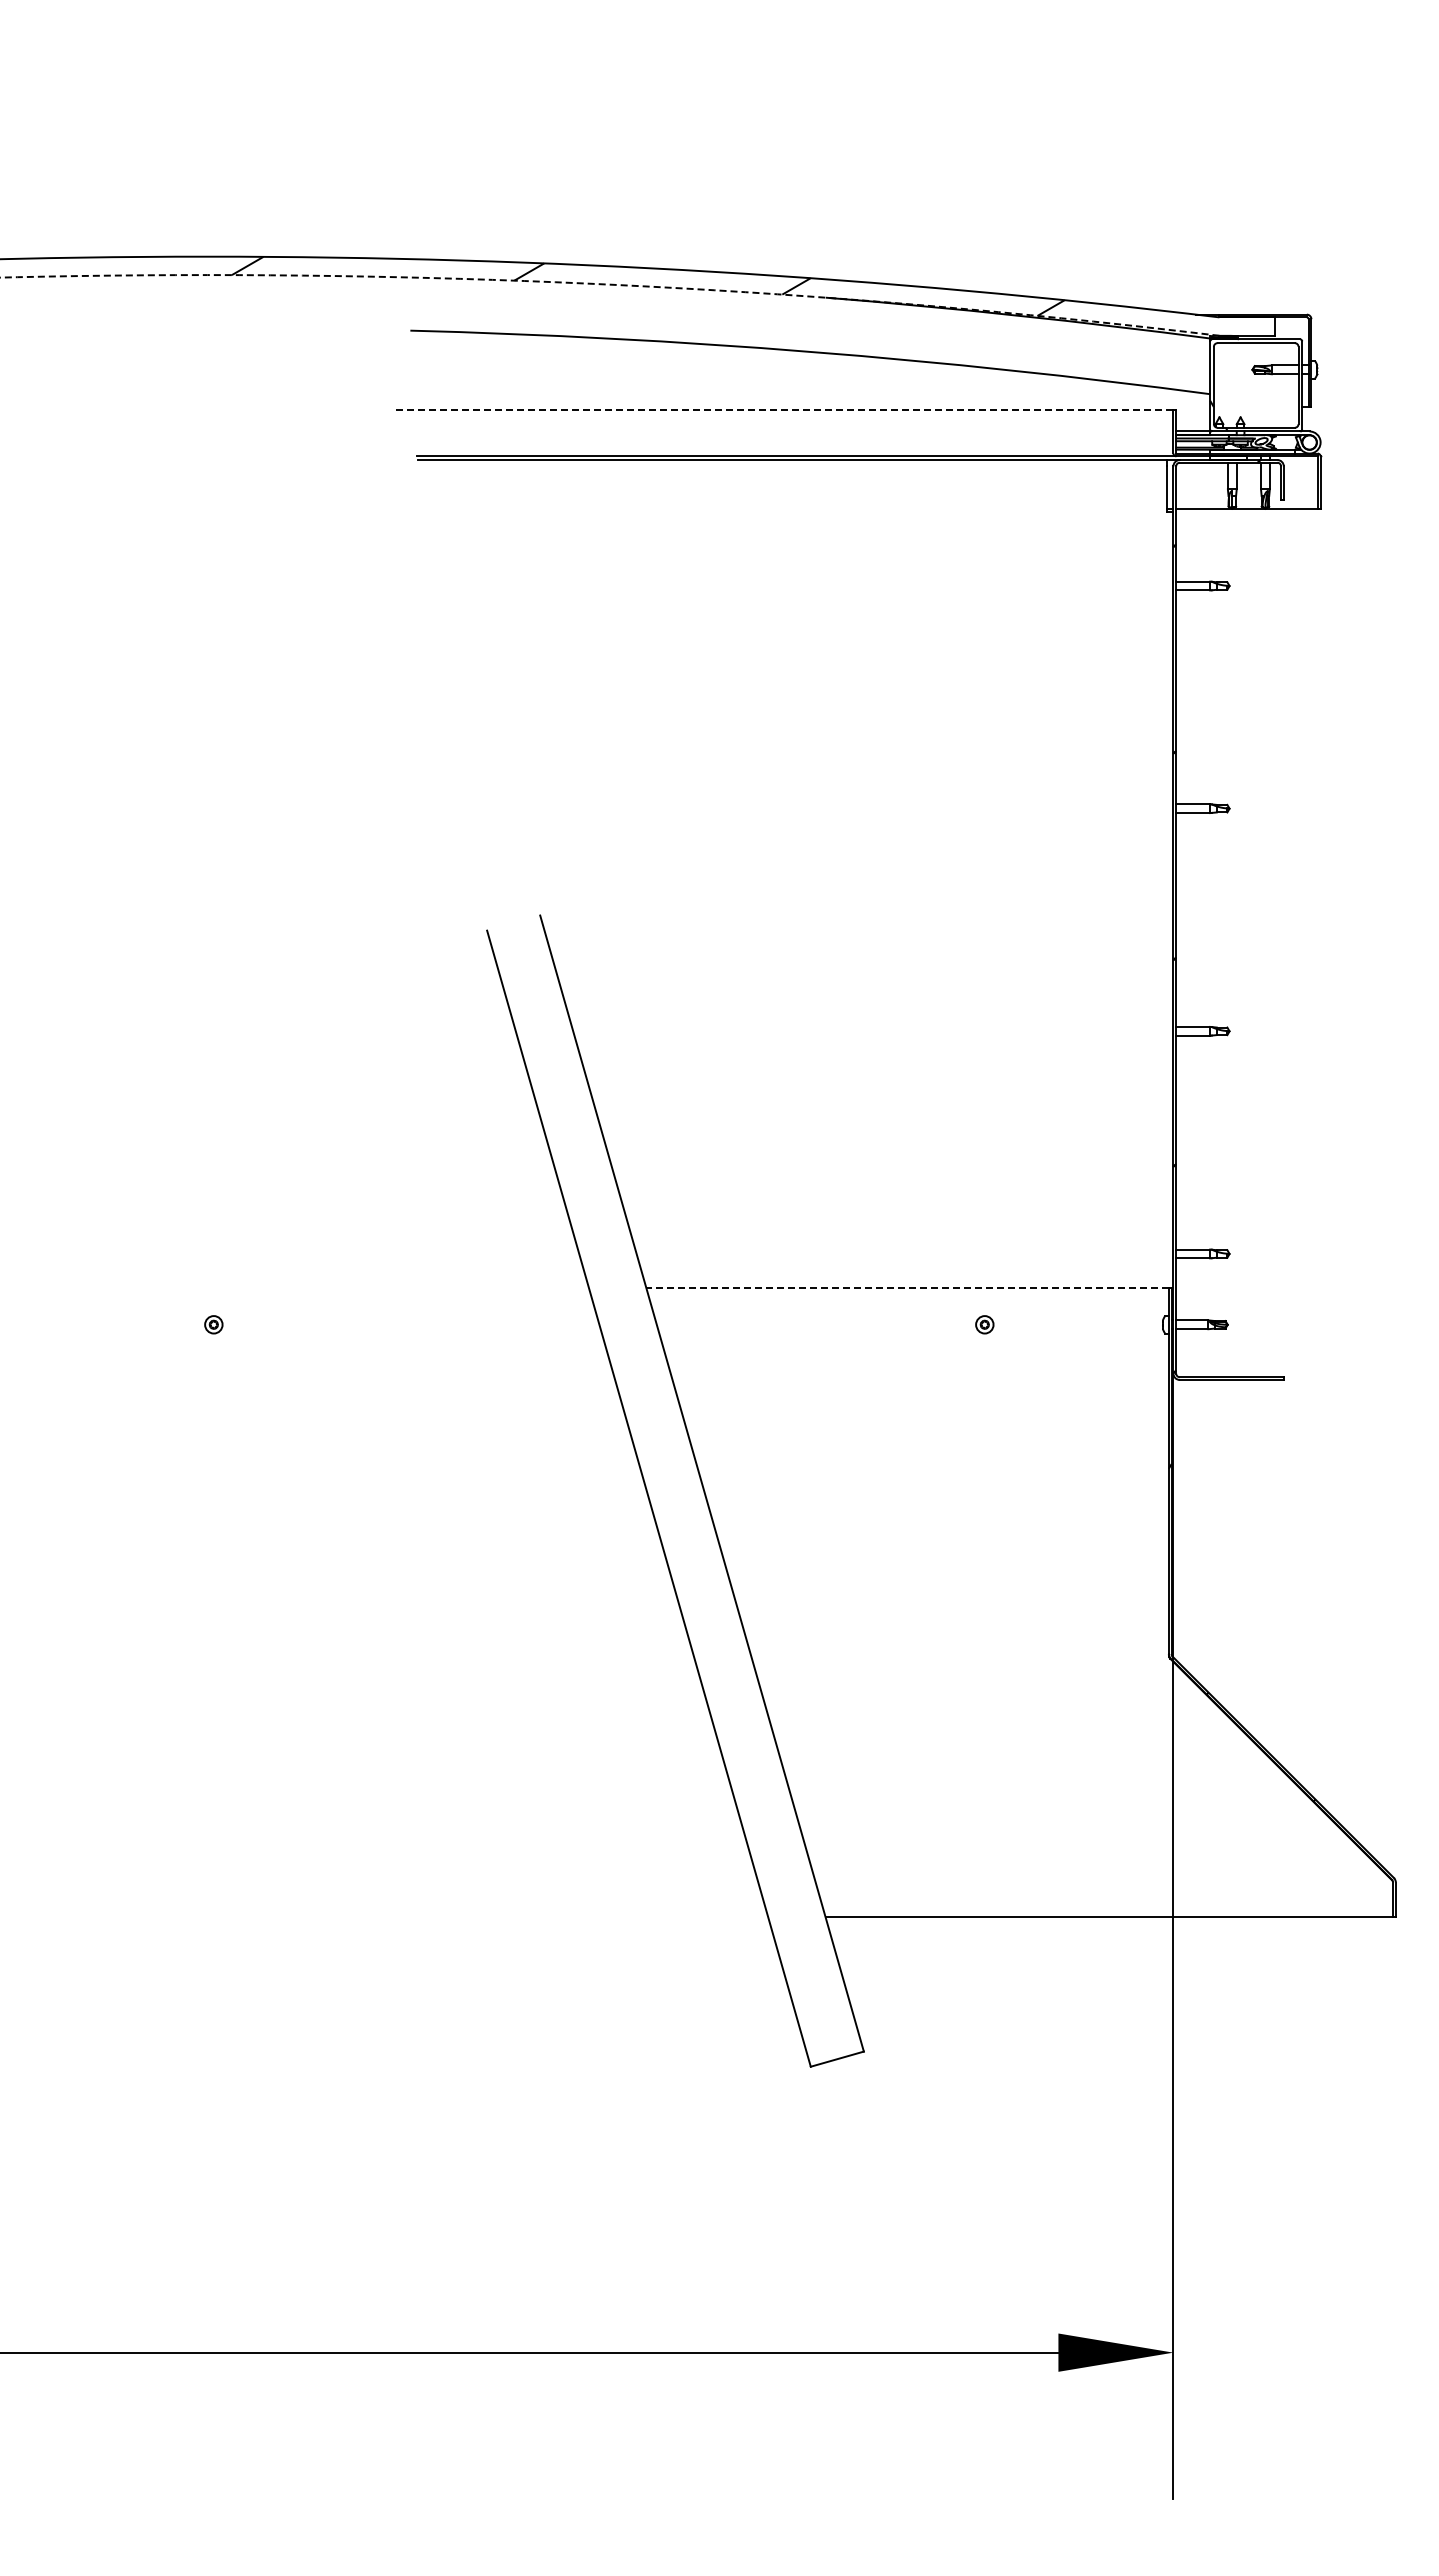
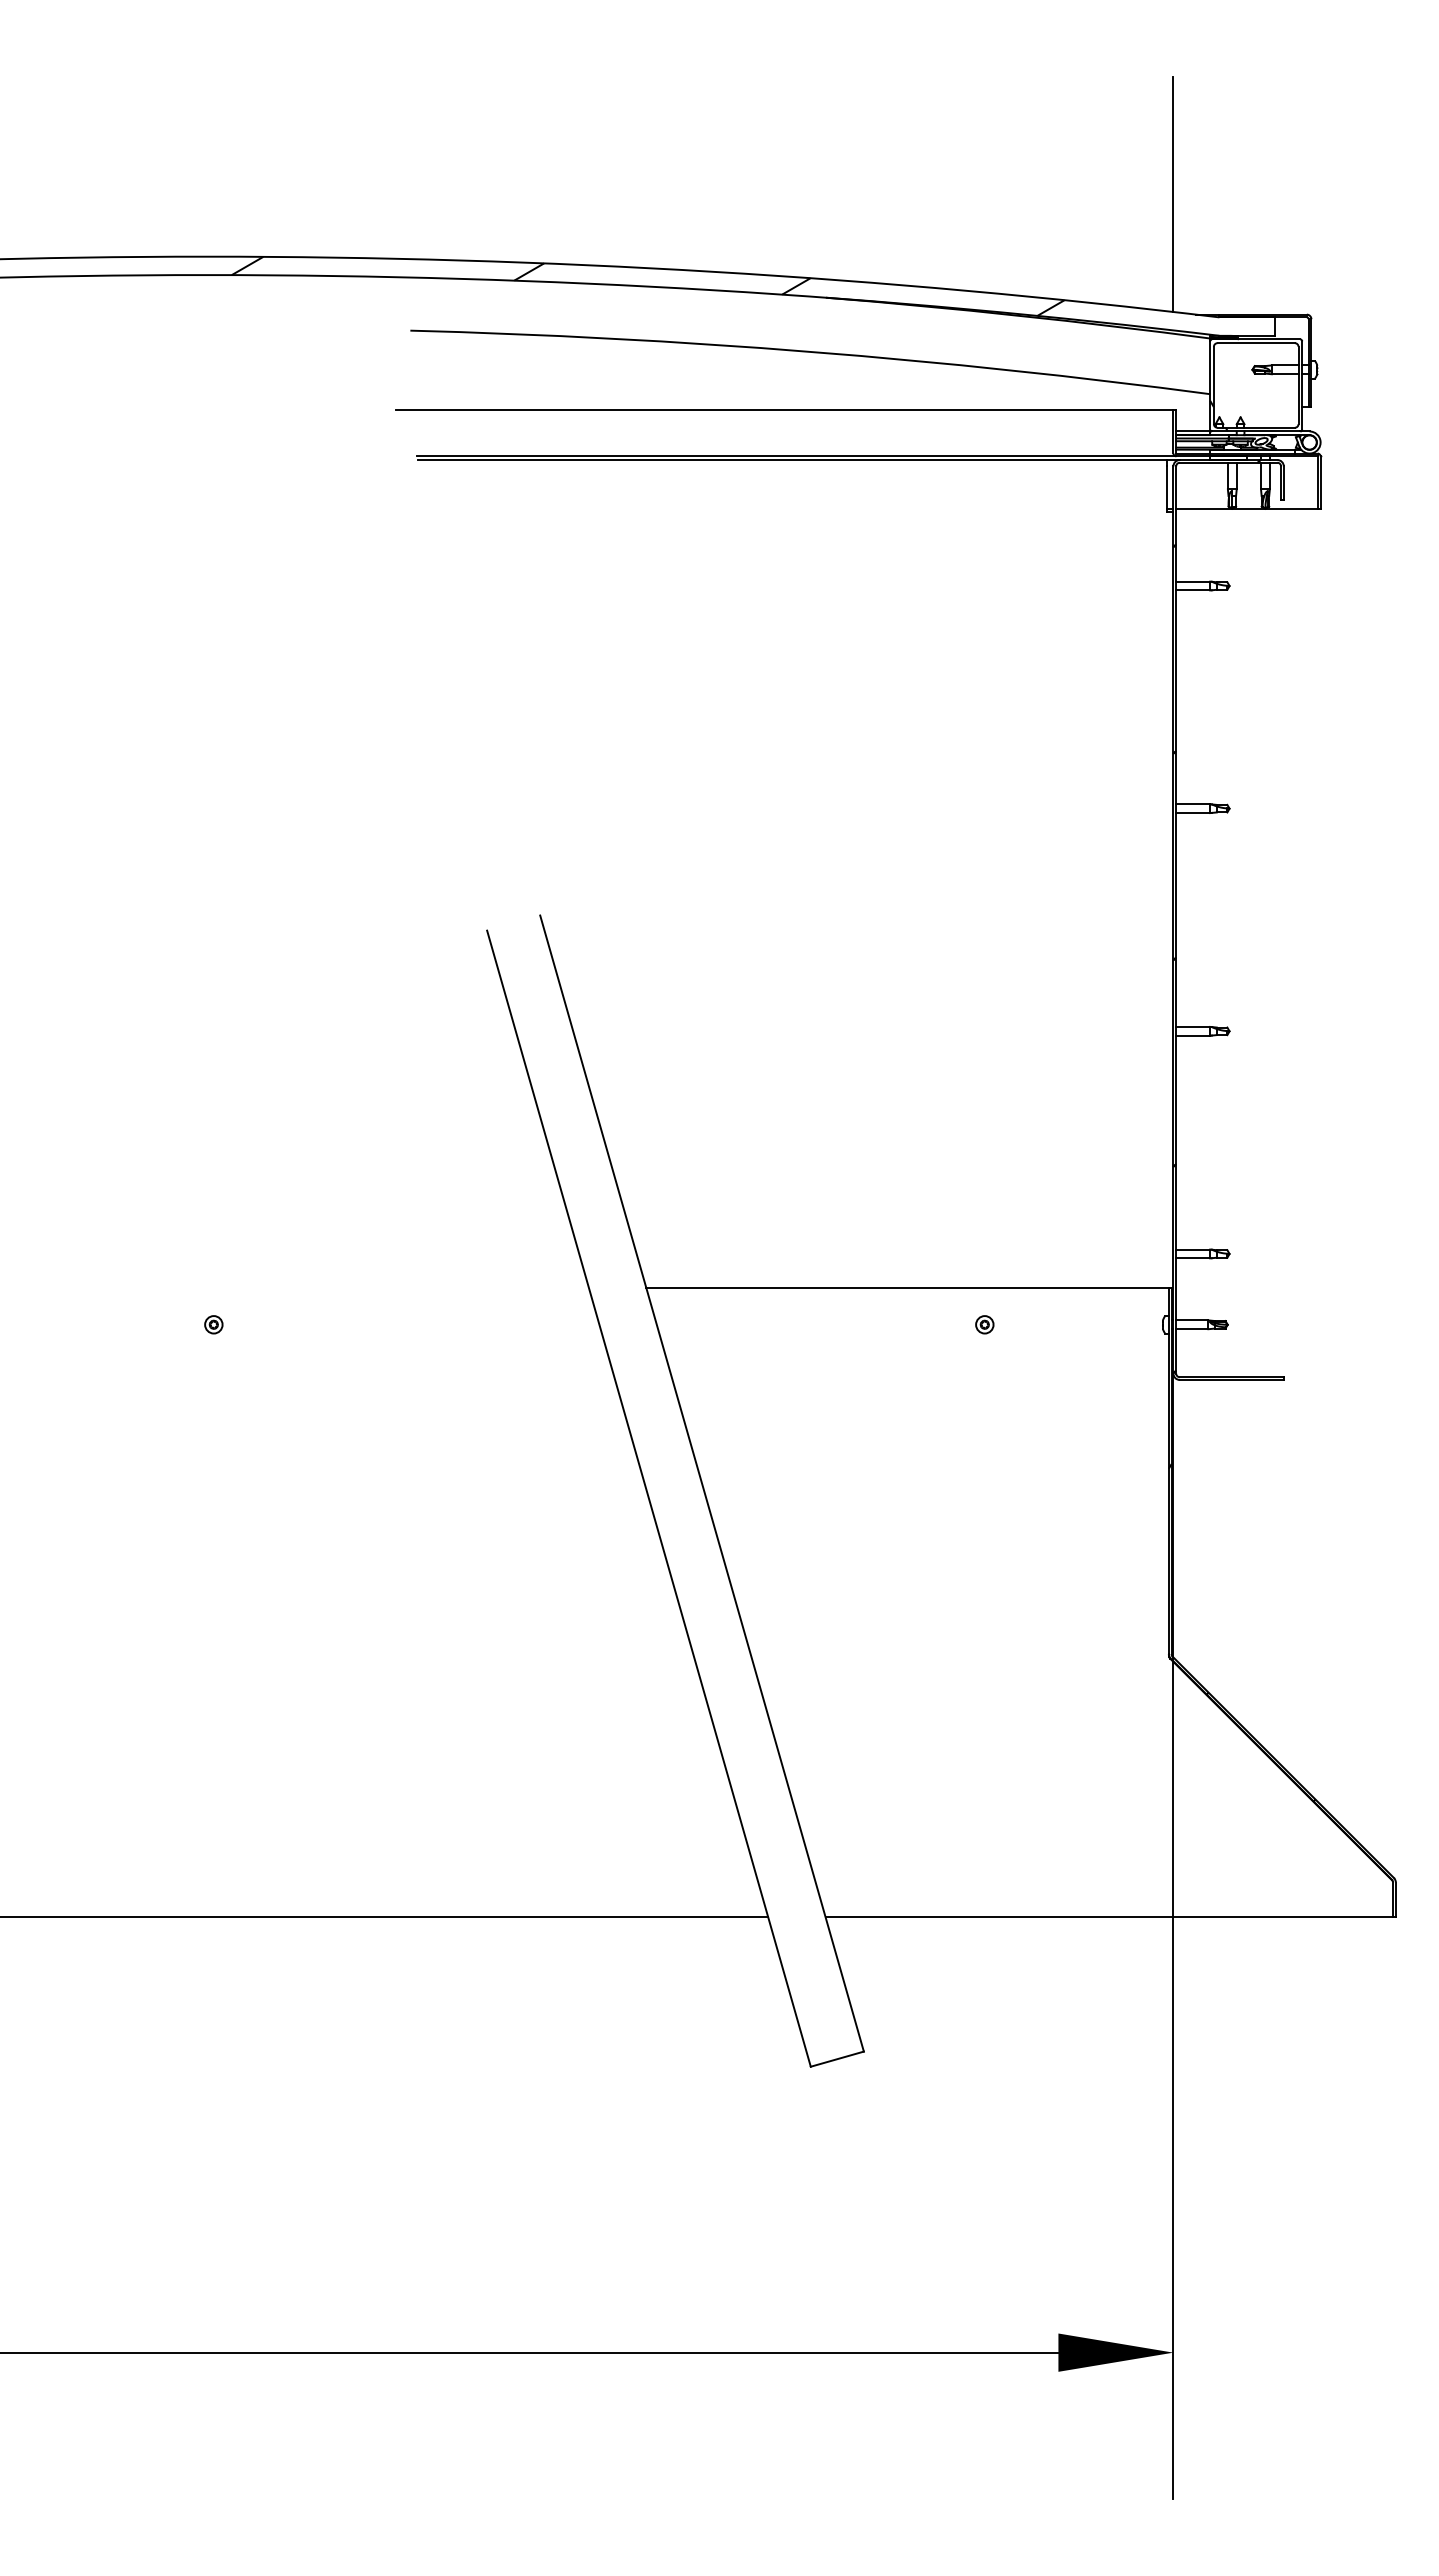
line: none -> present (1173, 194)
arc: dashed -> solid (610, 284)
line: dashed -> solid (784, 410)
line: dashed -> solid (907, 1288)
line: none -> present (385, 1917)
